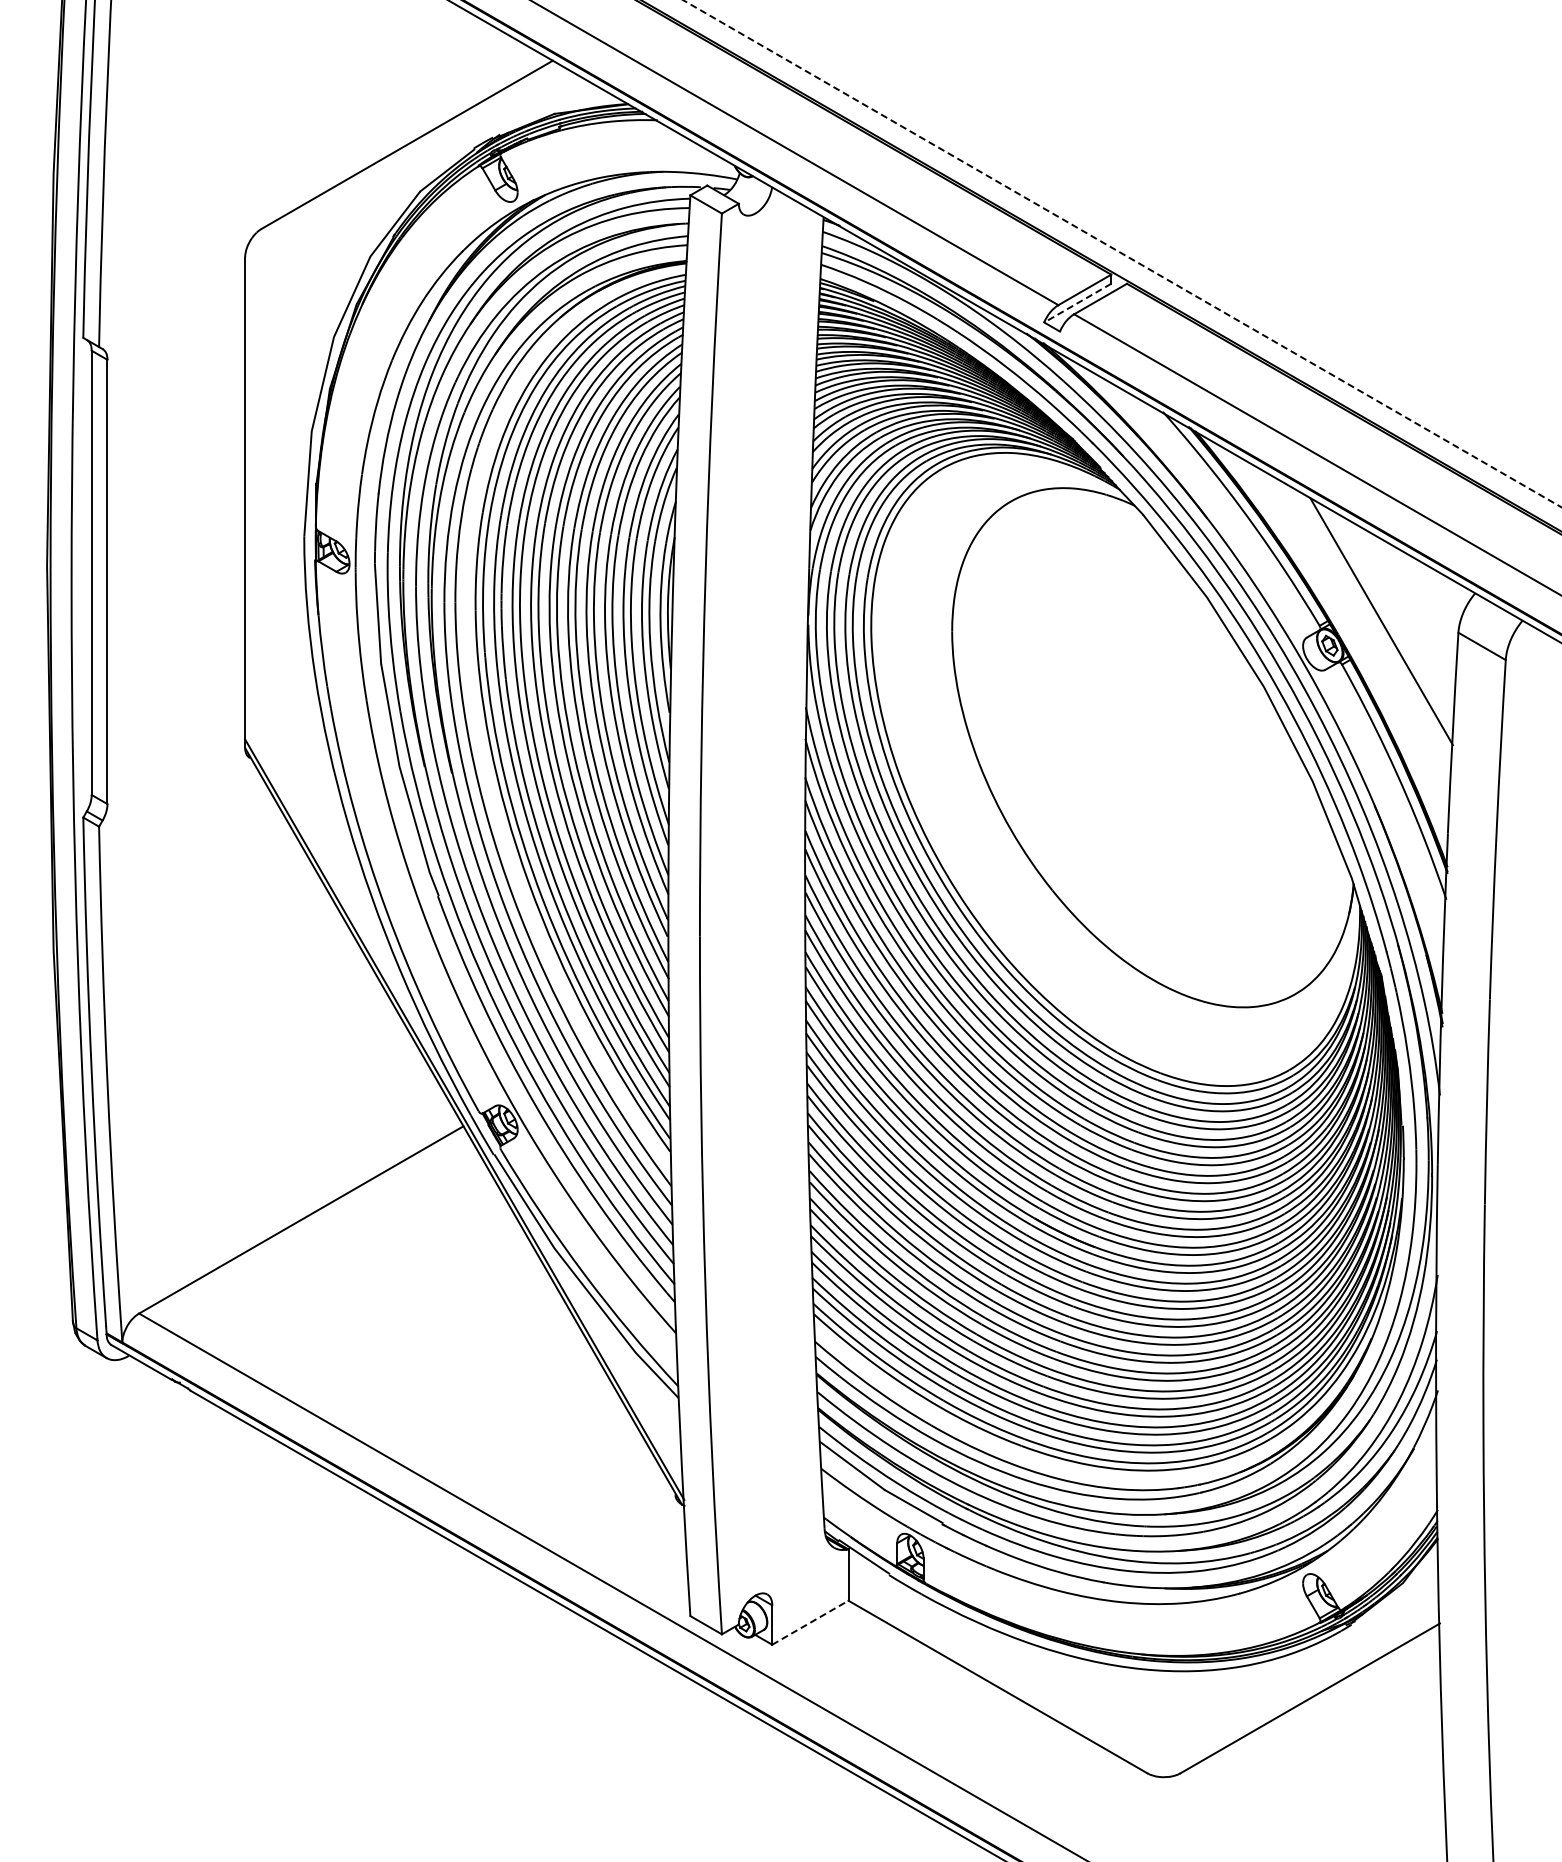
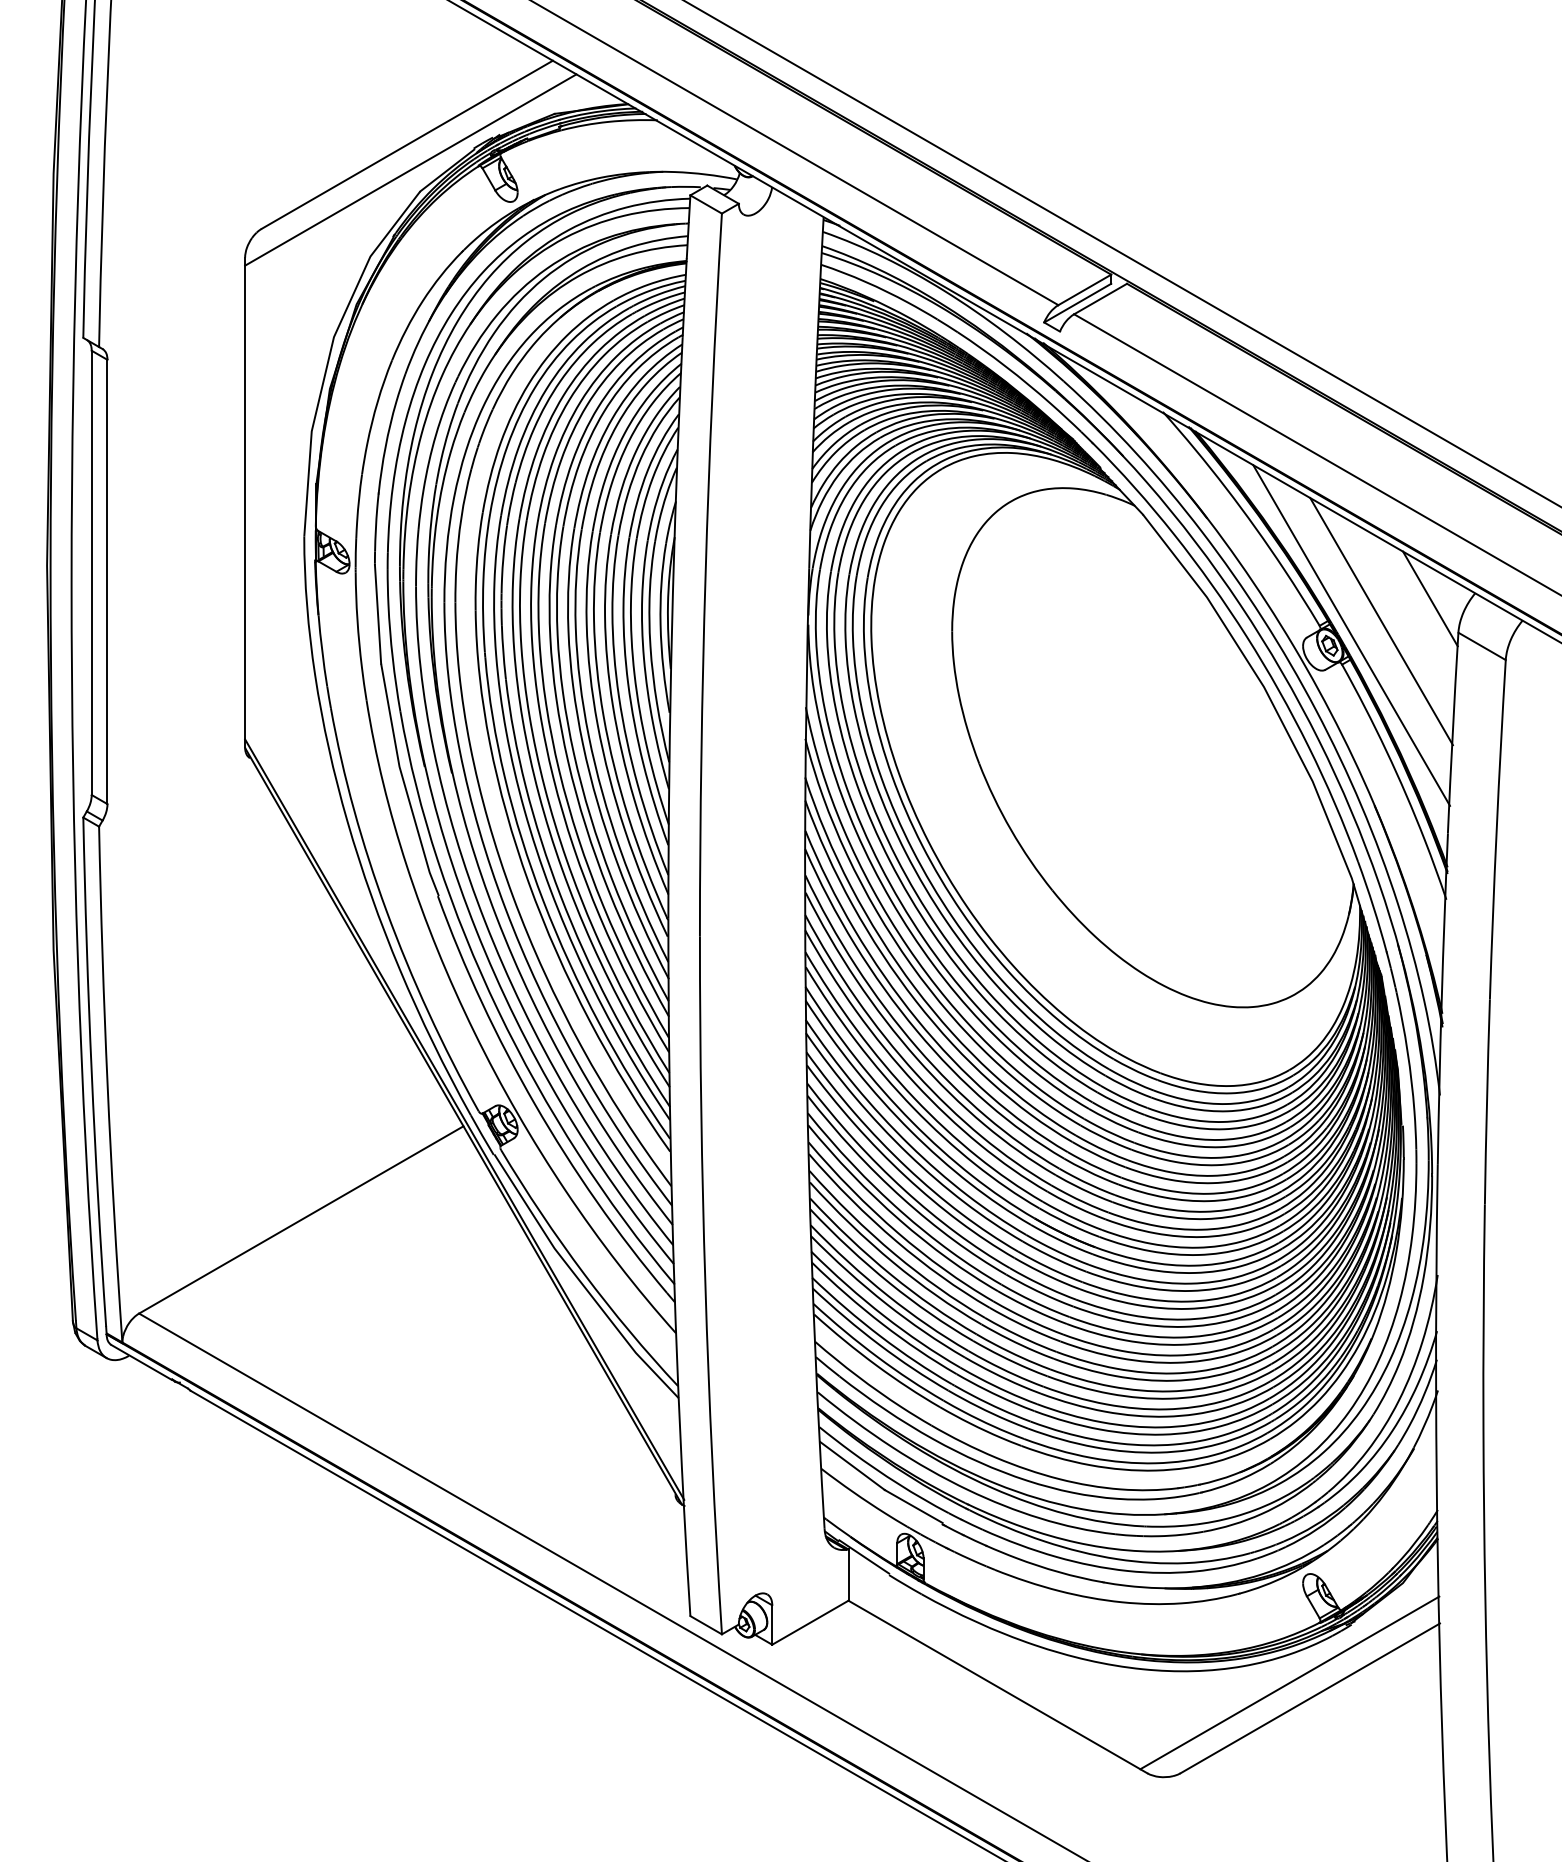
line: none -> present (410, 169)
line: dashed -> solid (1122, 253)
line: dashed -> solid (1077, 303)
line: none -> present (1430, 598)
line: none -> present (1351, 635)
line: dashed -> solid (810, 1622)
line: none -> present (1289, 1682)
